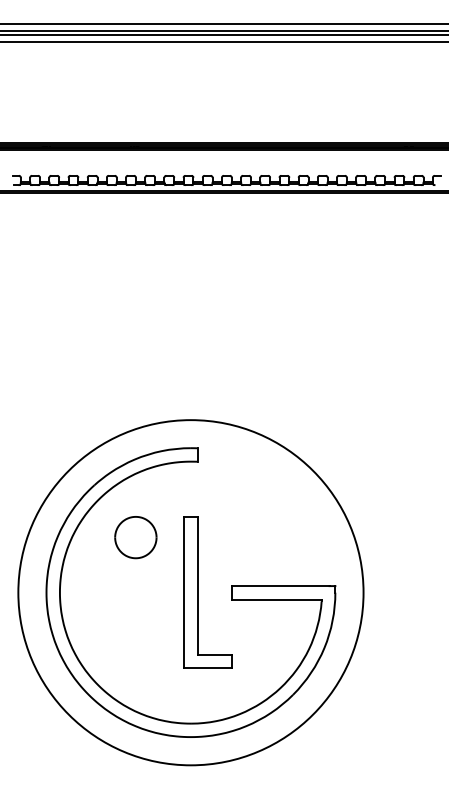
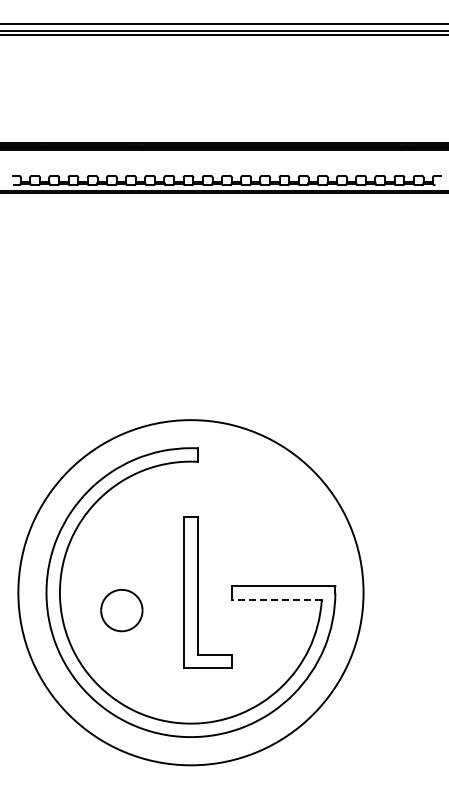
line: present -> none (223, 42)
part position: (135, 537) -> (121, 610) (121, 610)
line: solid -> dashed (276, 599)
